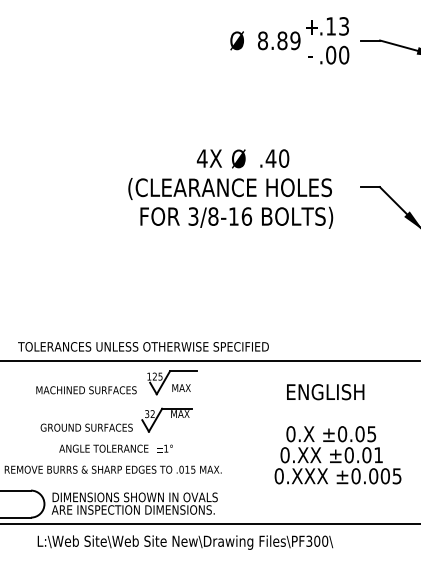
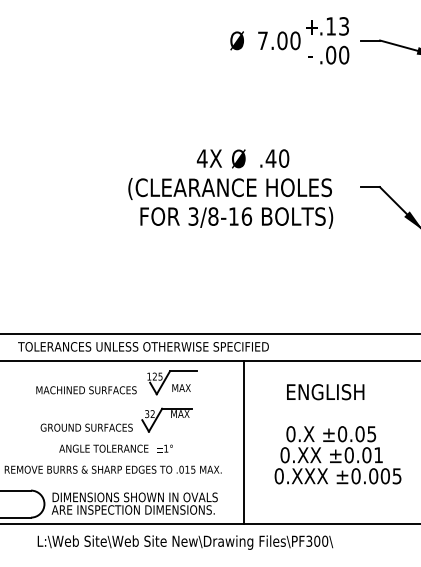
text: 8.89 -> 7.00 (279, 40)
line: none -> present (209, 333)
line: none -> present (243, 442)
